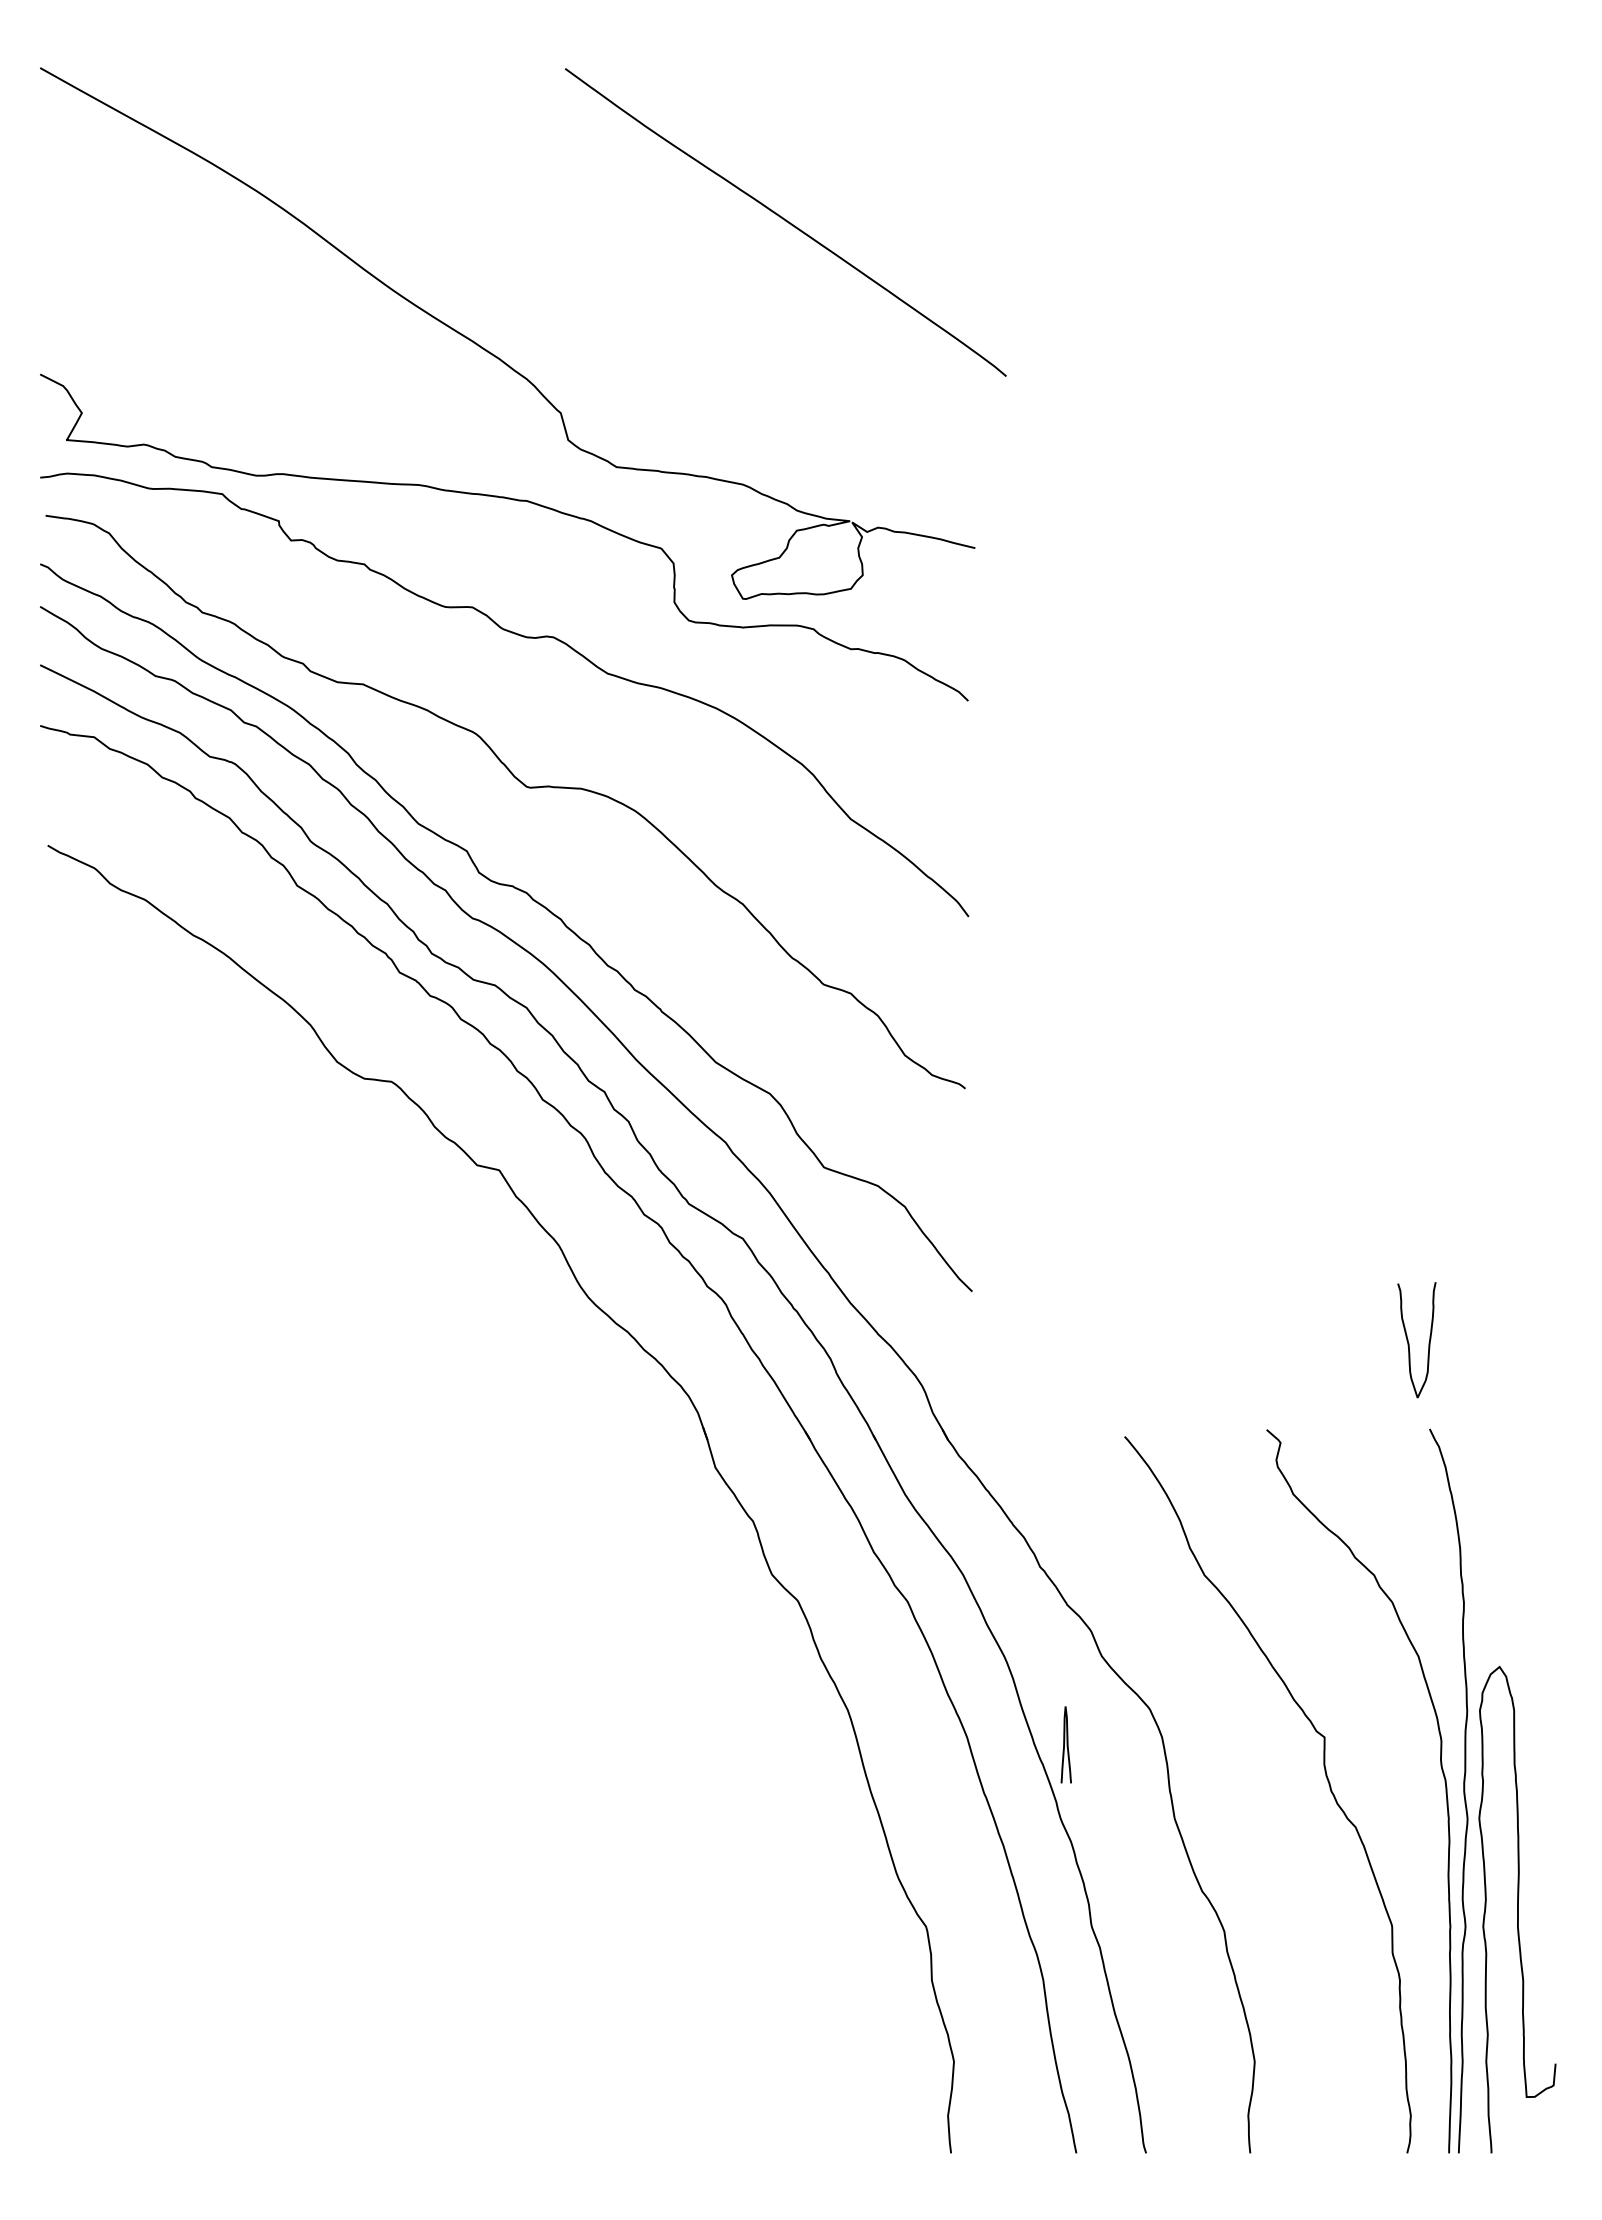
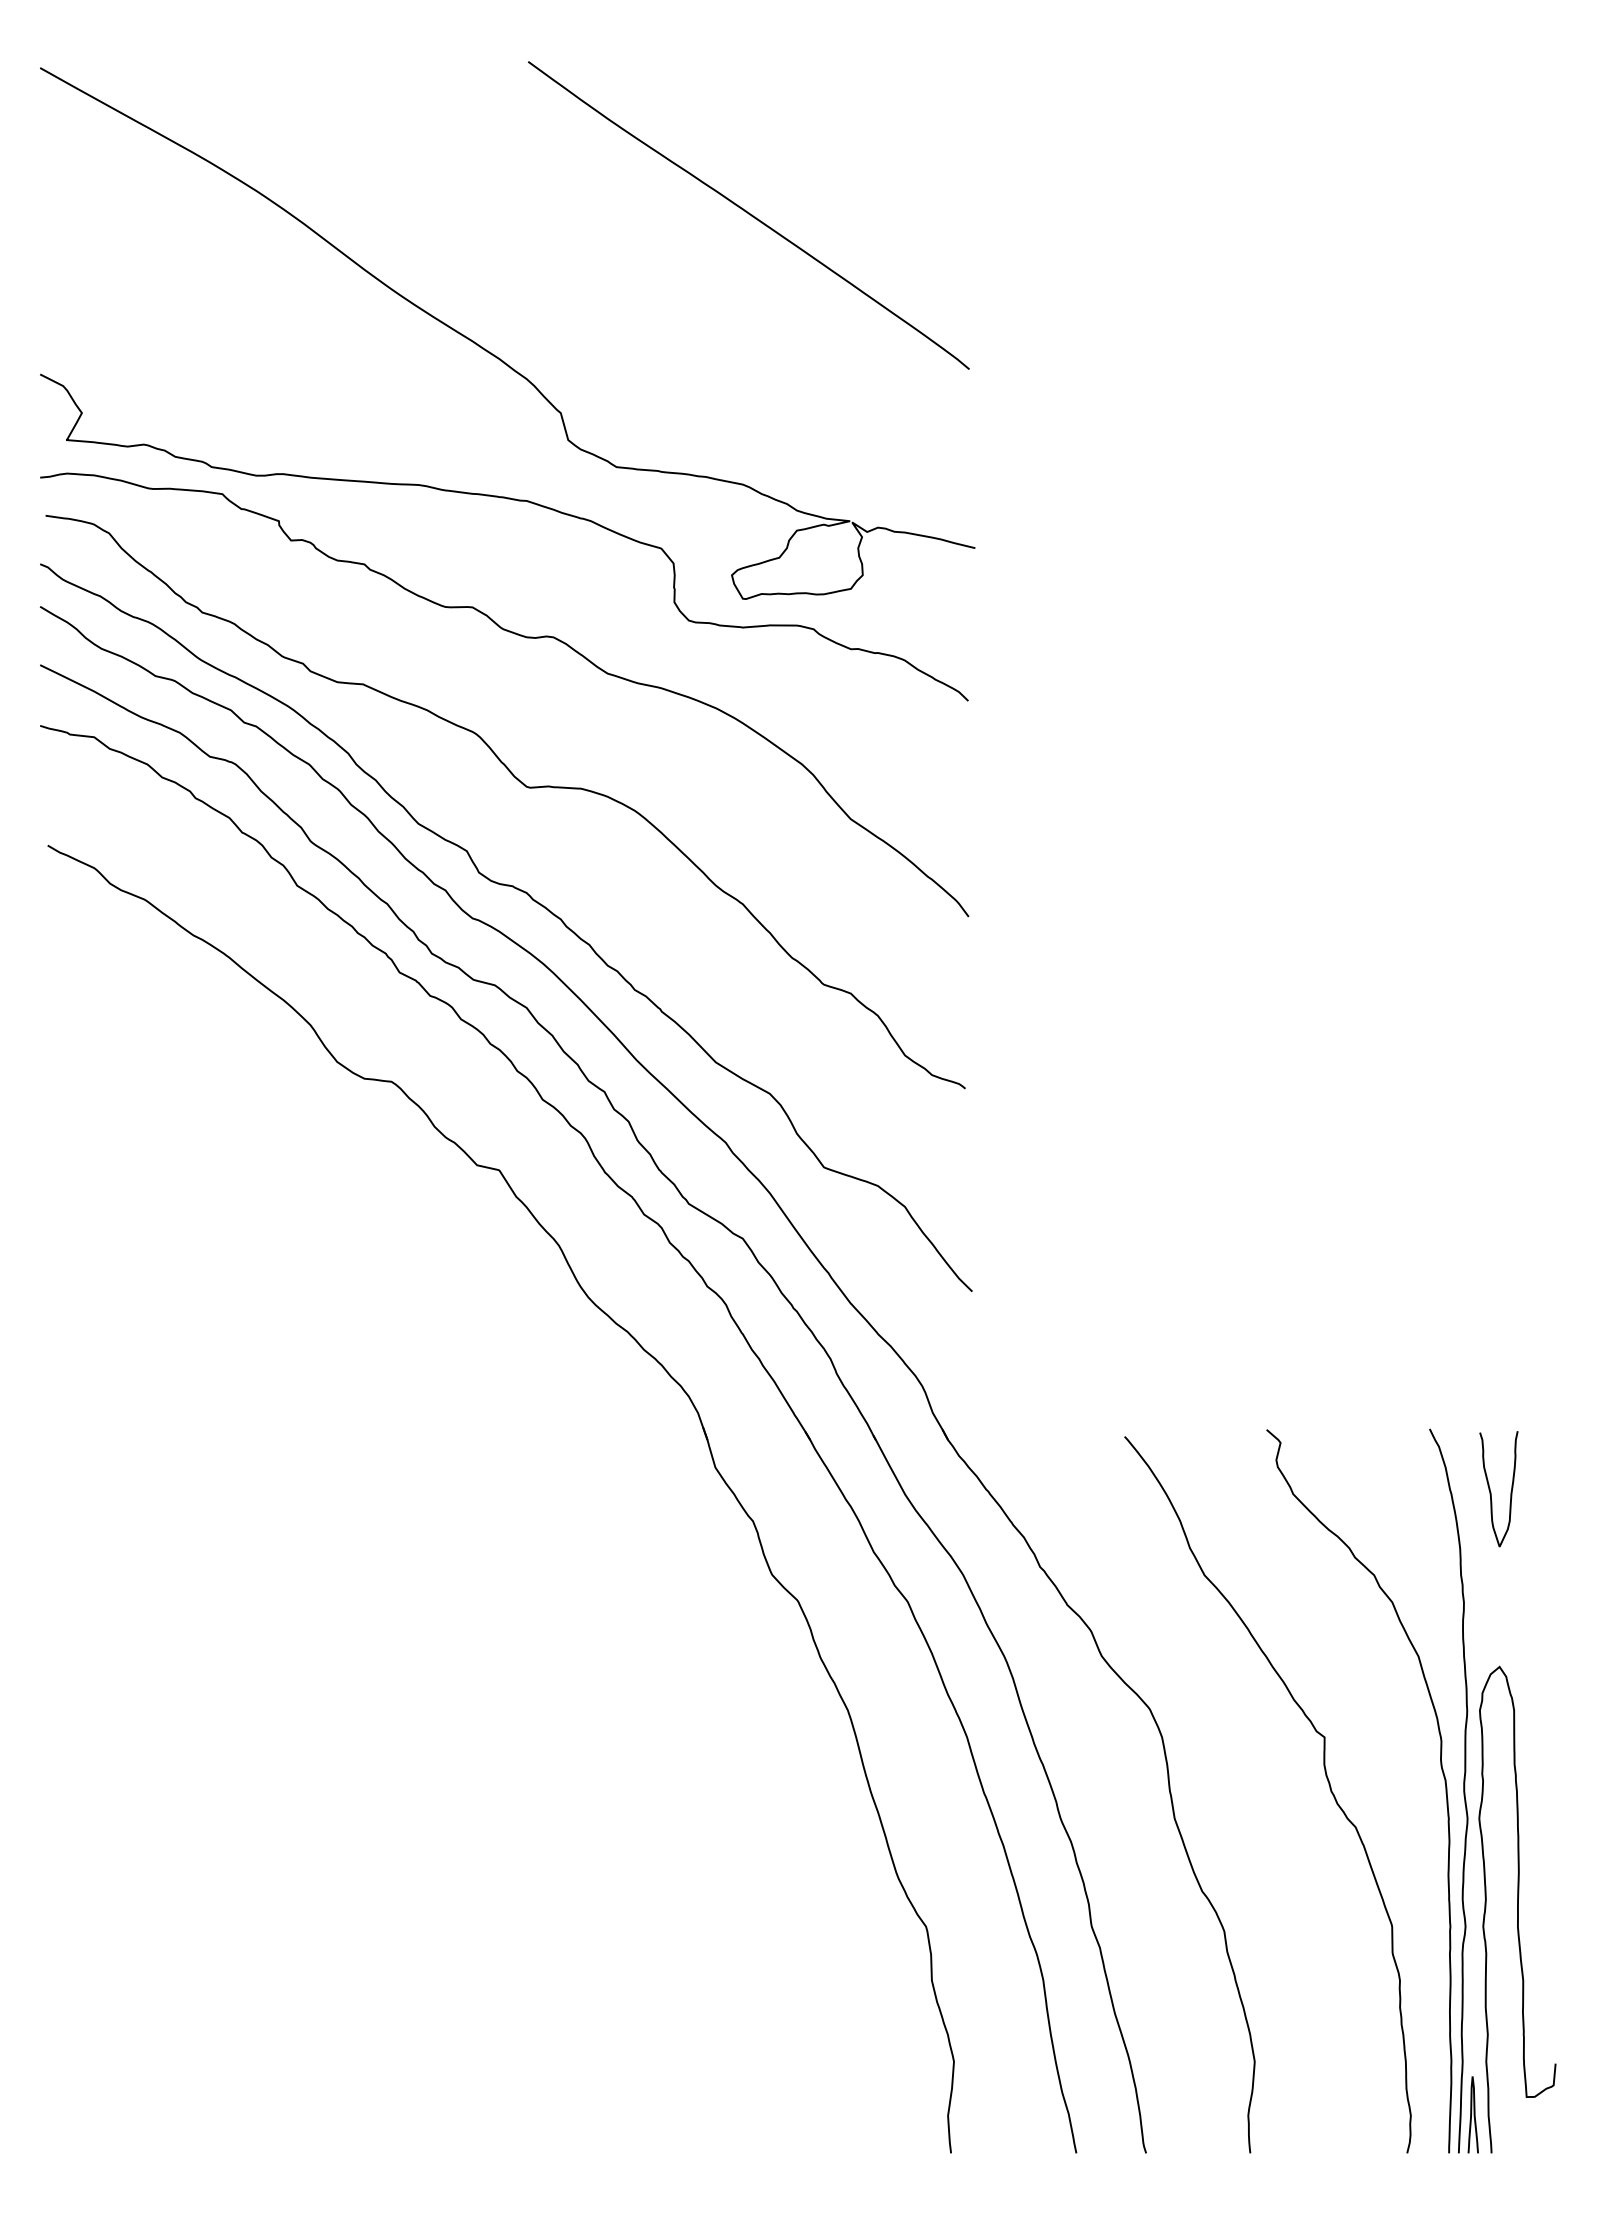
curve position: (785, 221) -> (748, 214) (748, 214)
curve position: (1409, 1343) -> (1491, 1492) (1491, 1492)
curve position: (1064, 1744) -> (1471, 2114) (1471, 2114)
